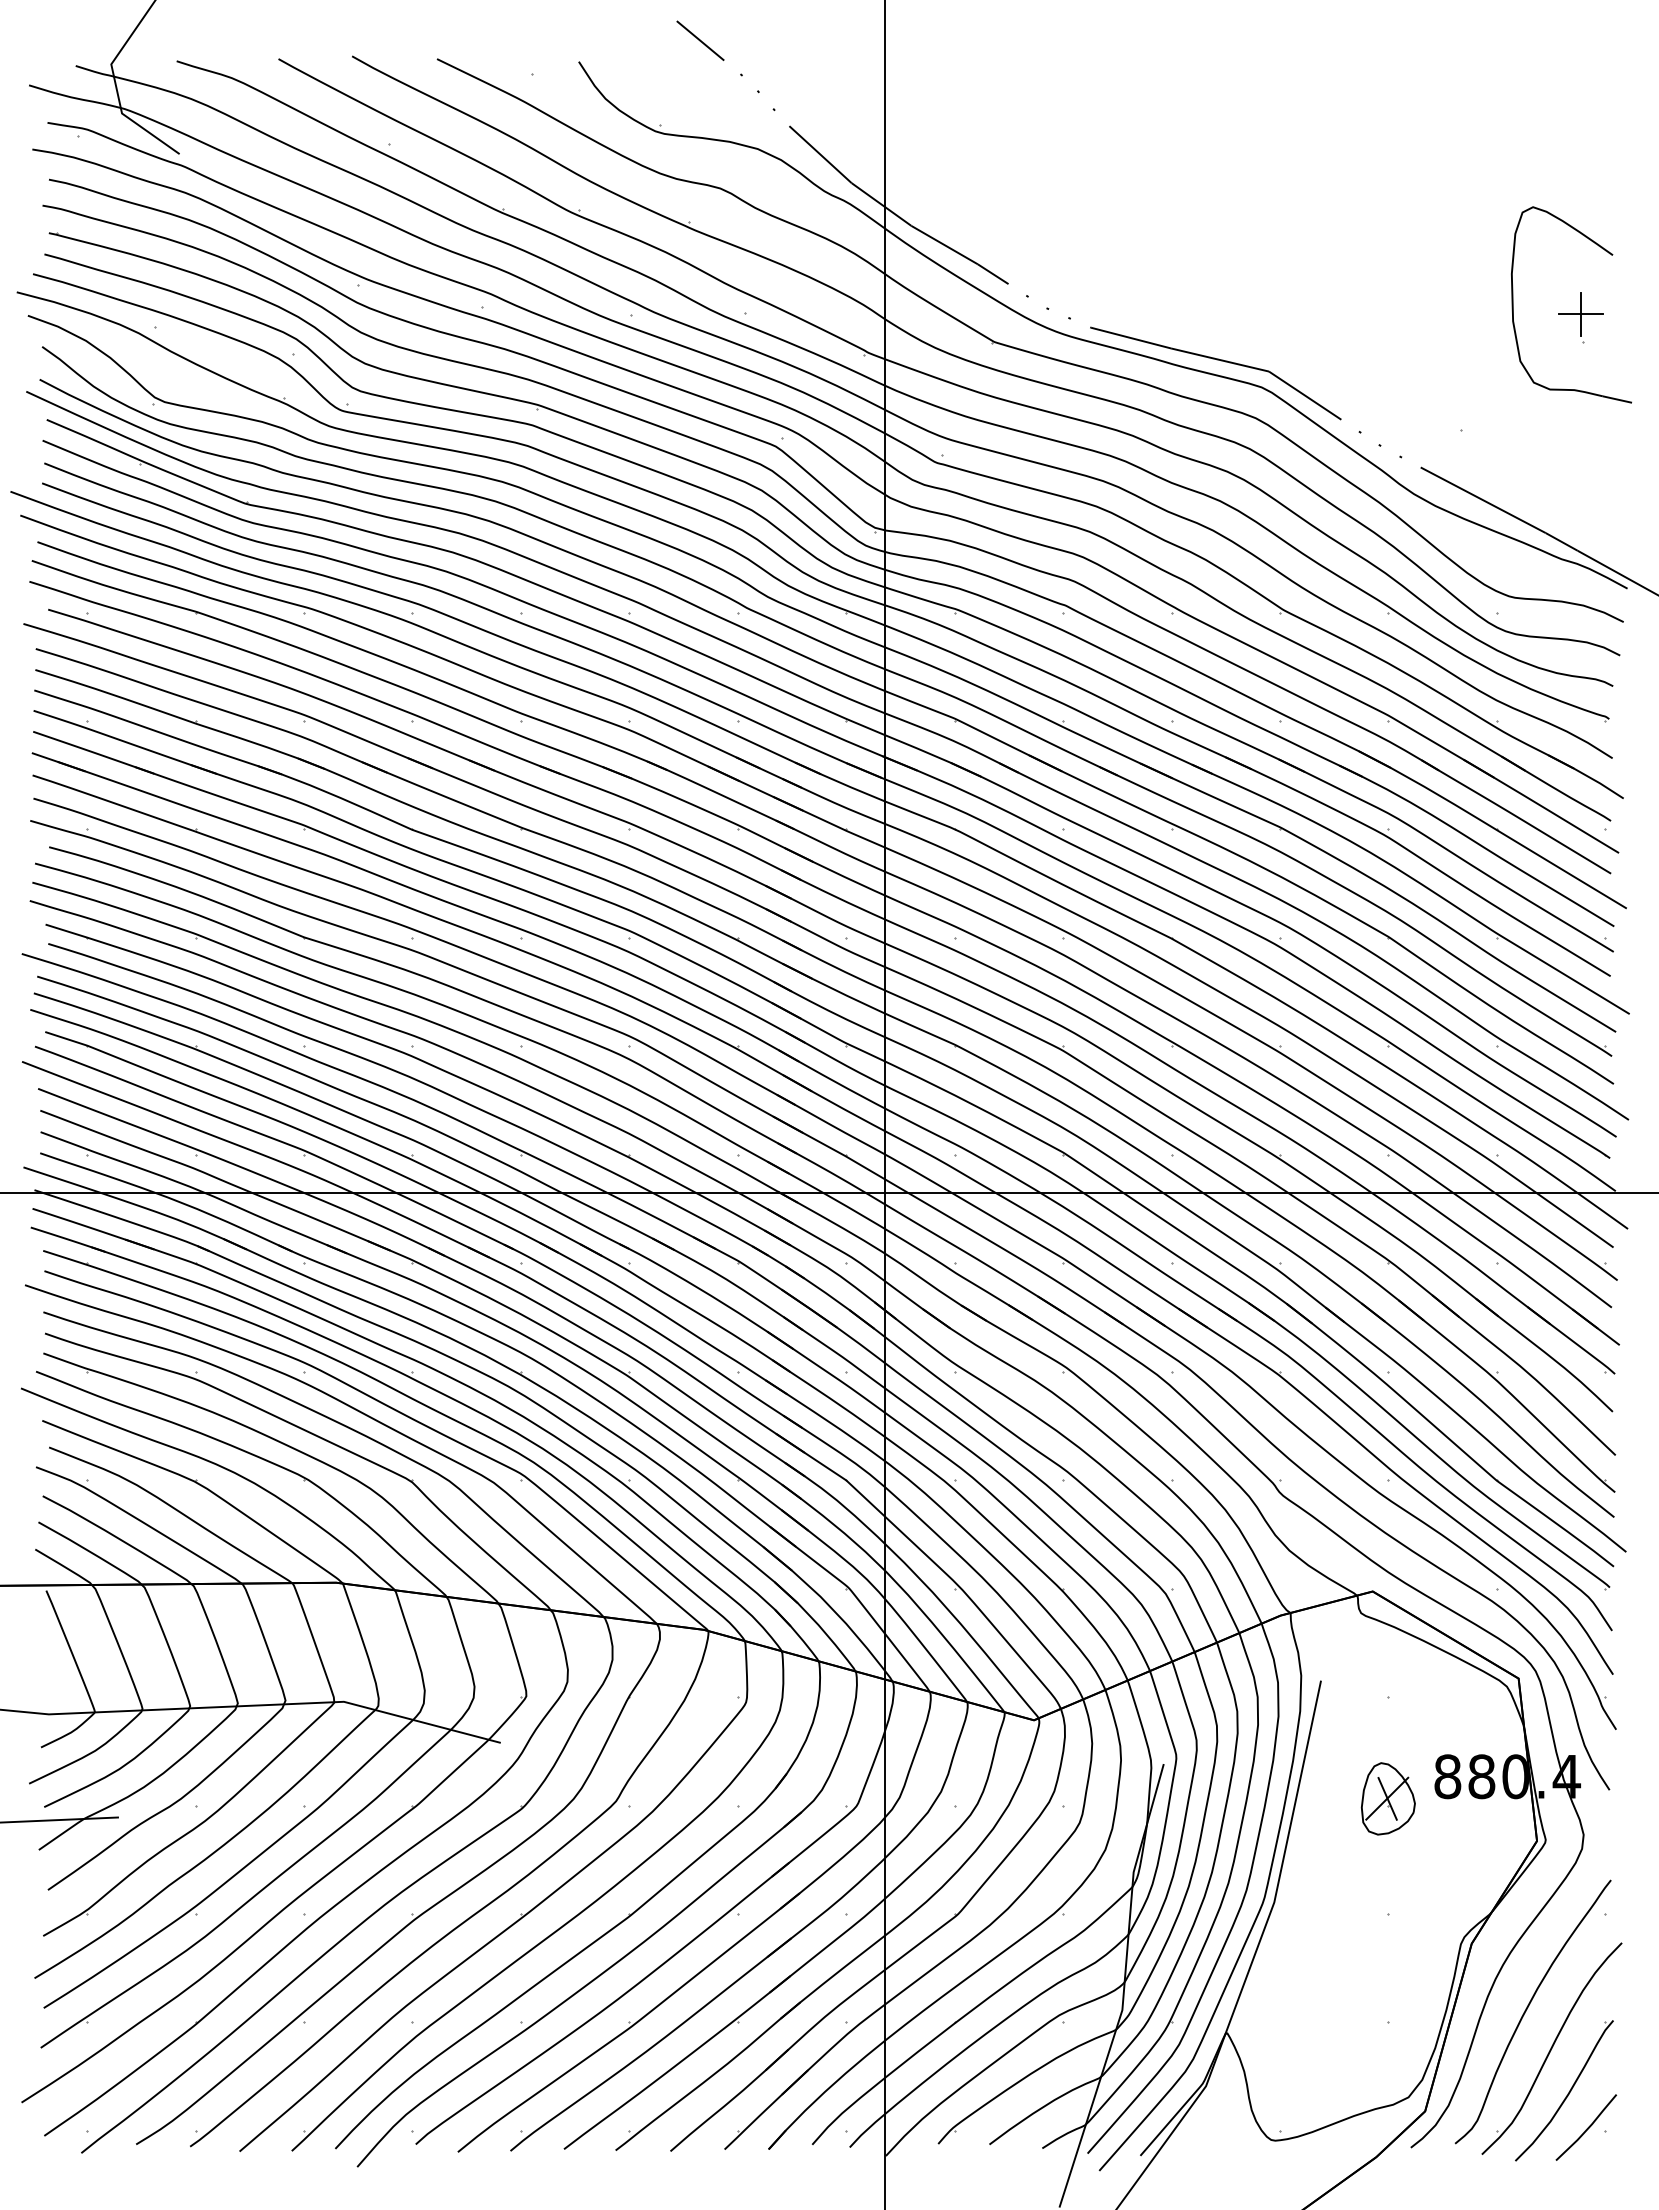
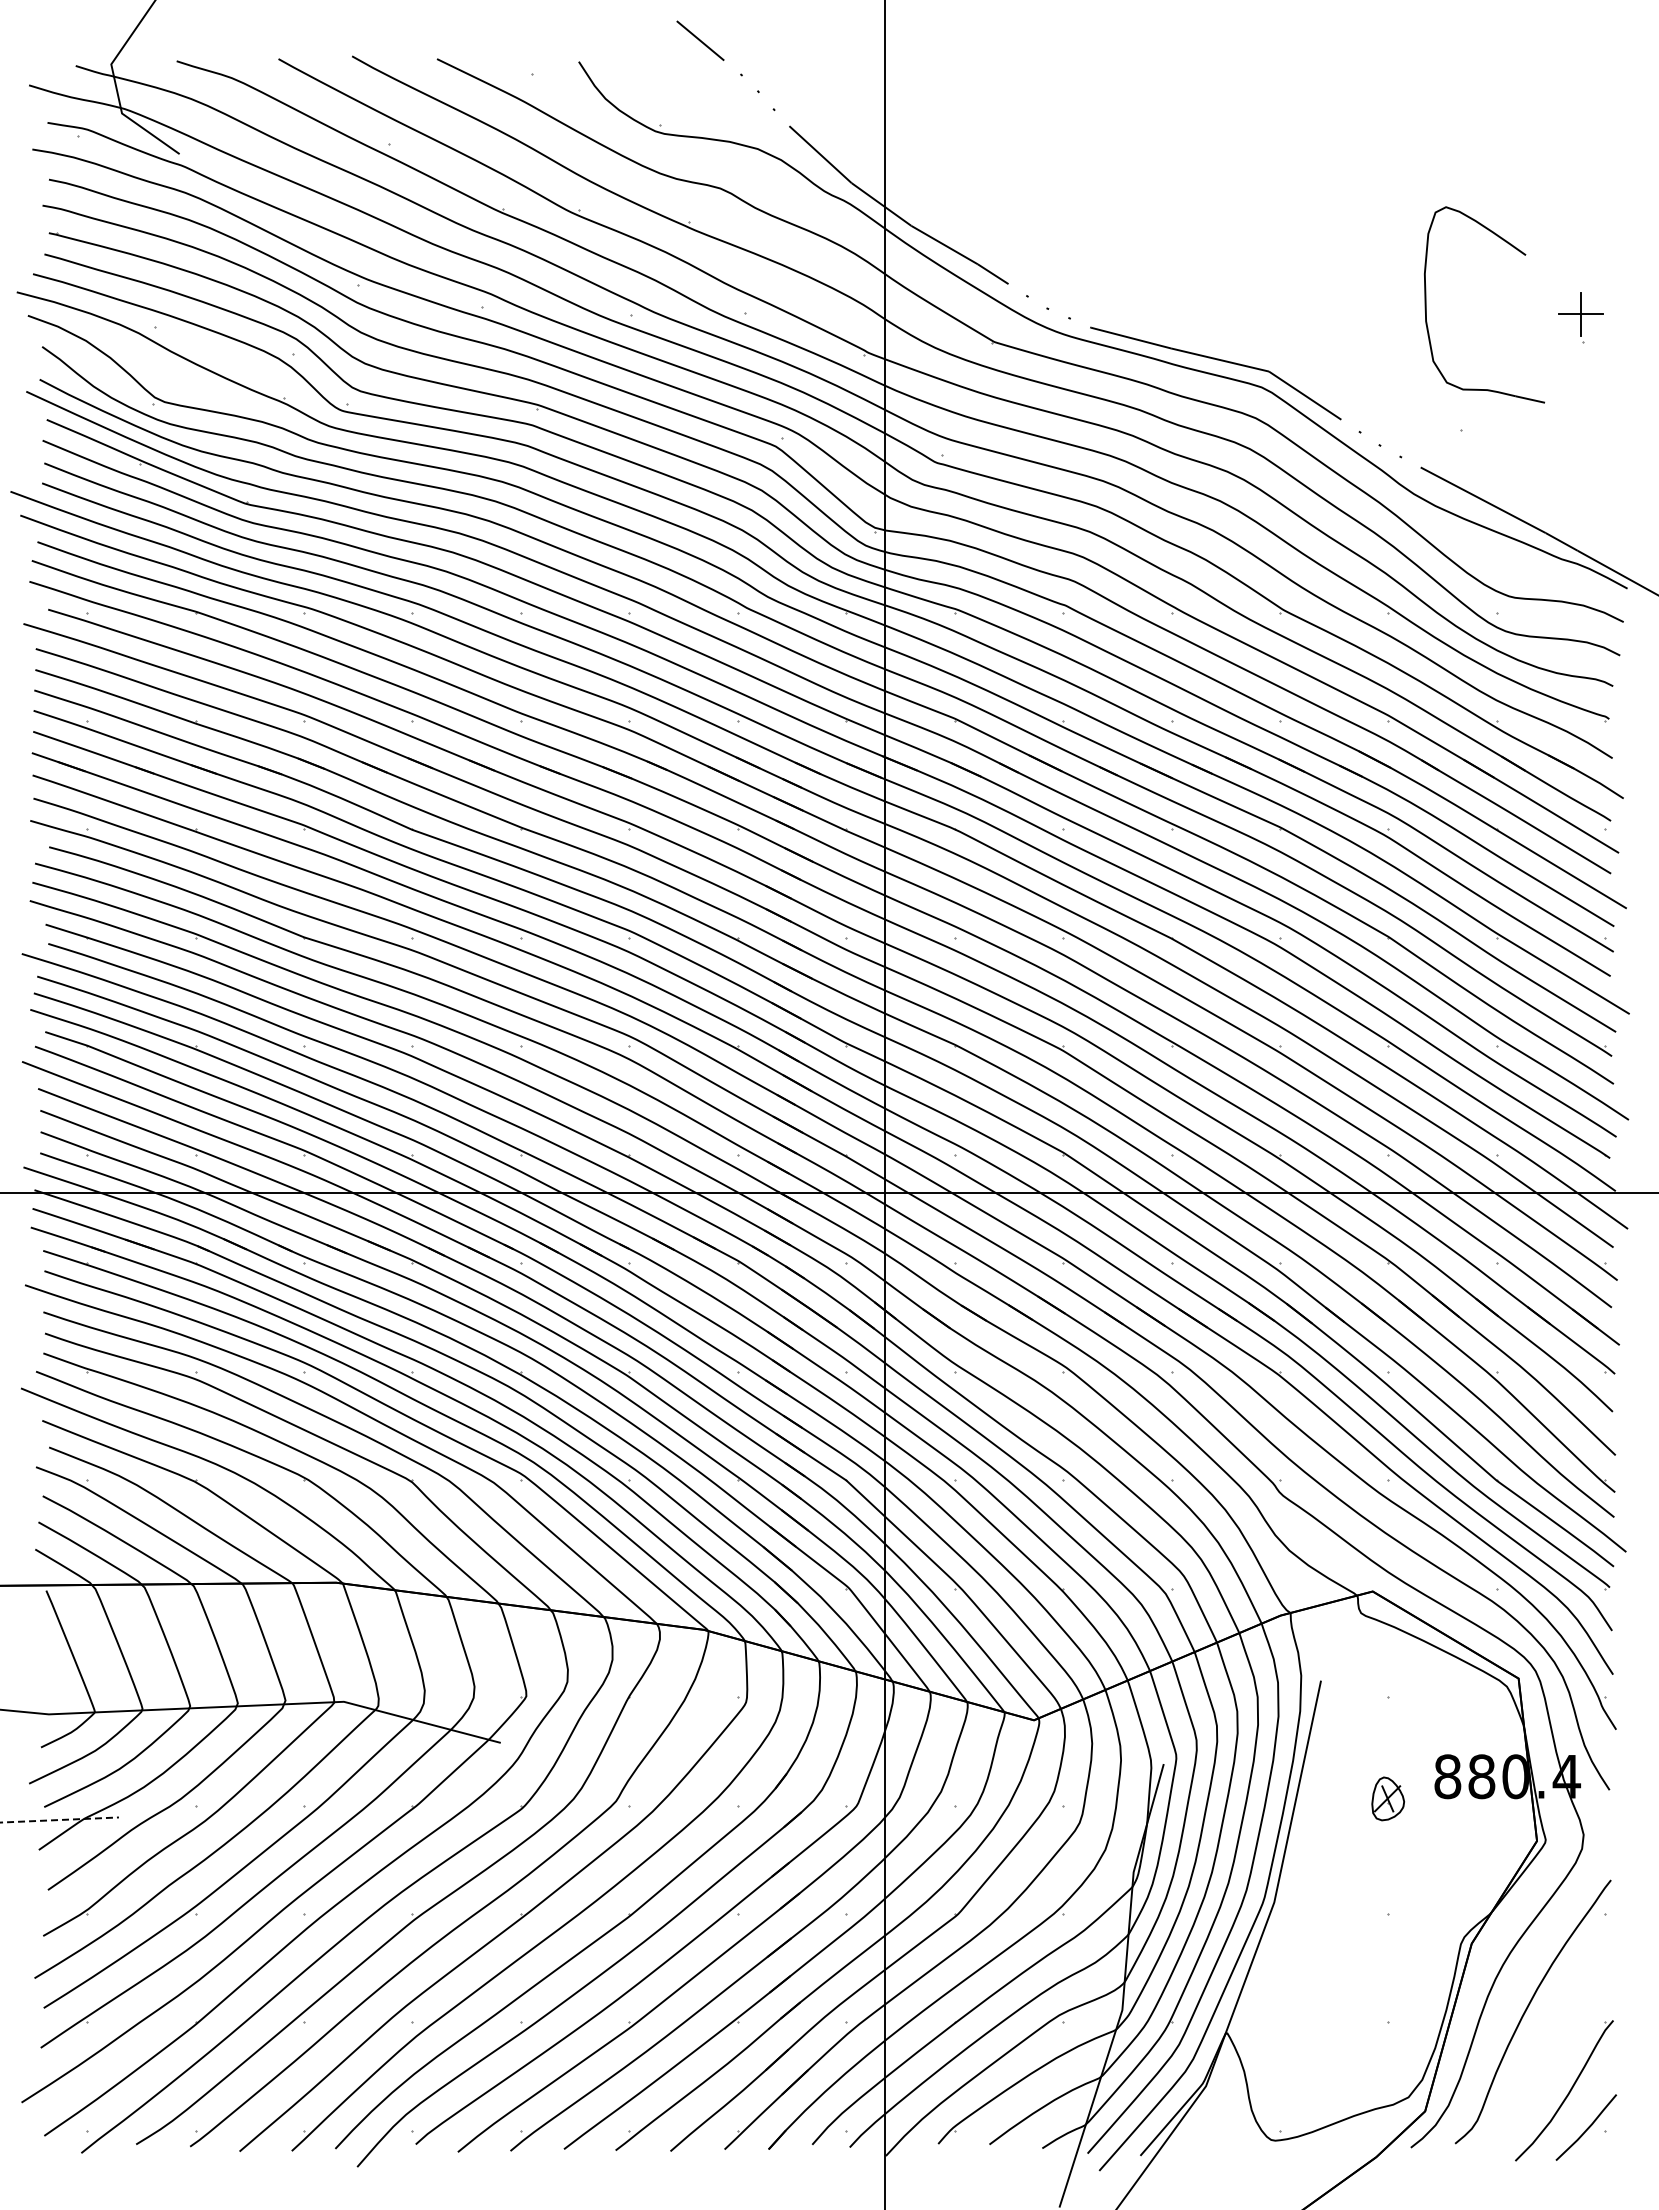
part position: (1513, 304) -> (1426, 304) (1426, 304)
part size: 56x74 px -> 34x46 px (1387, 1798)
line: solid -> dashed (60, 1819)
part: present -> none (1551, 2048)
